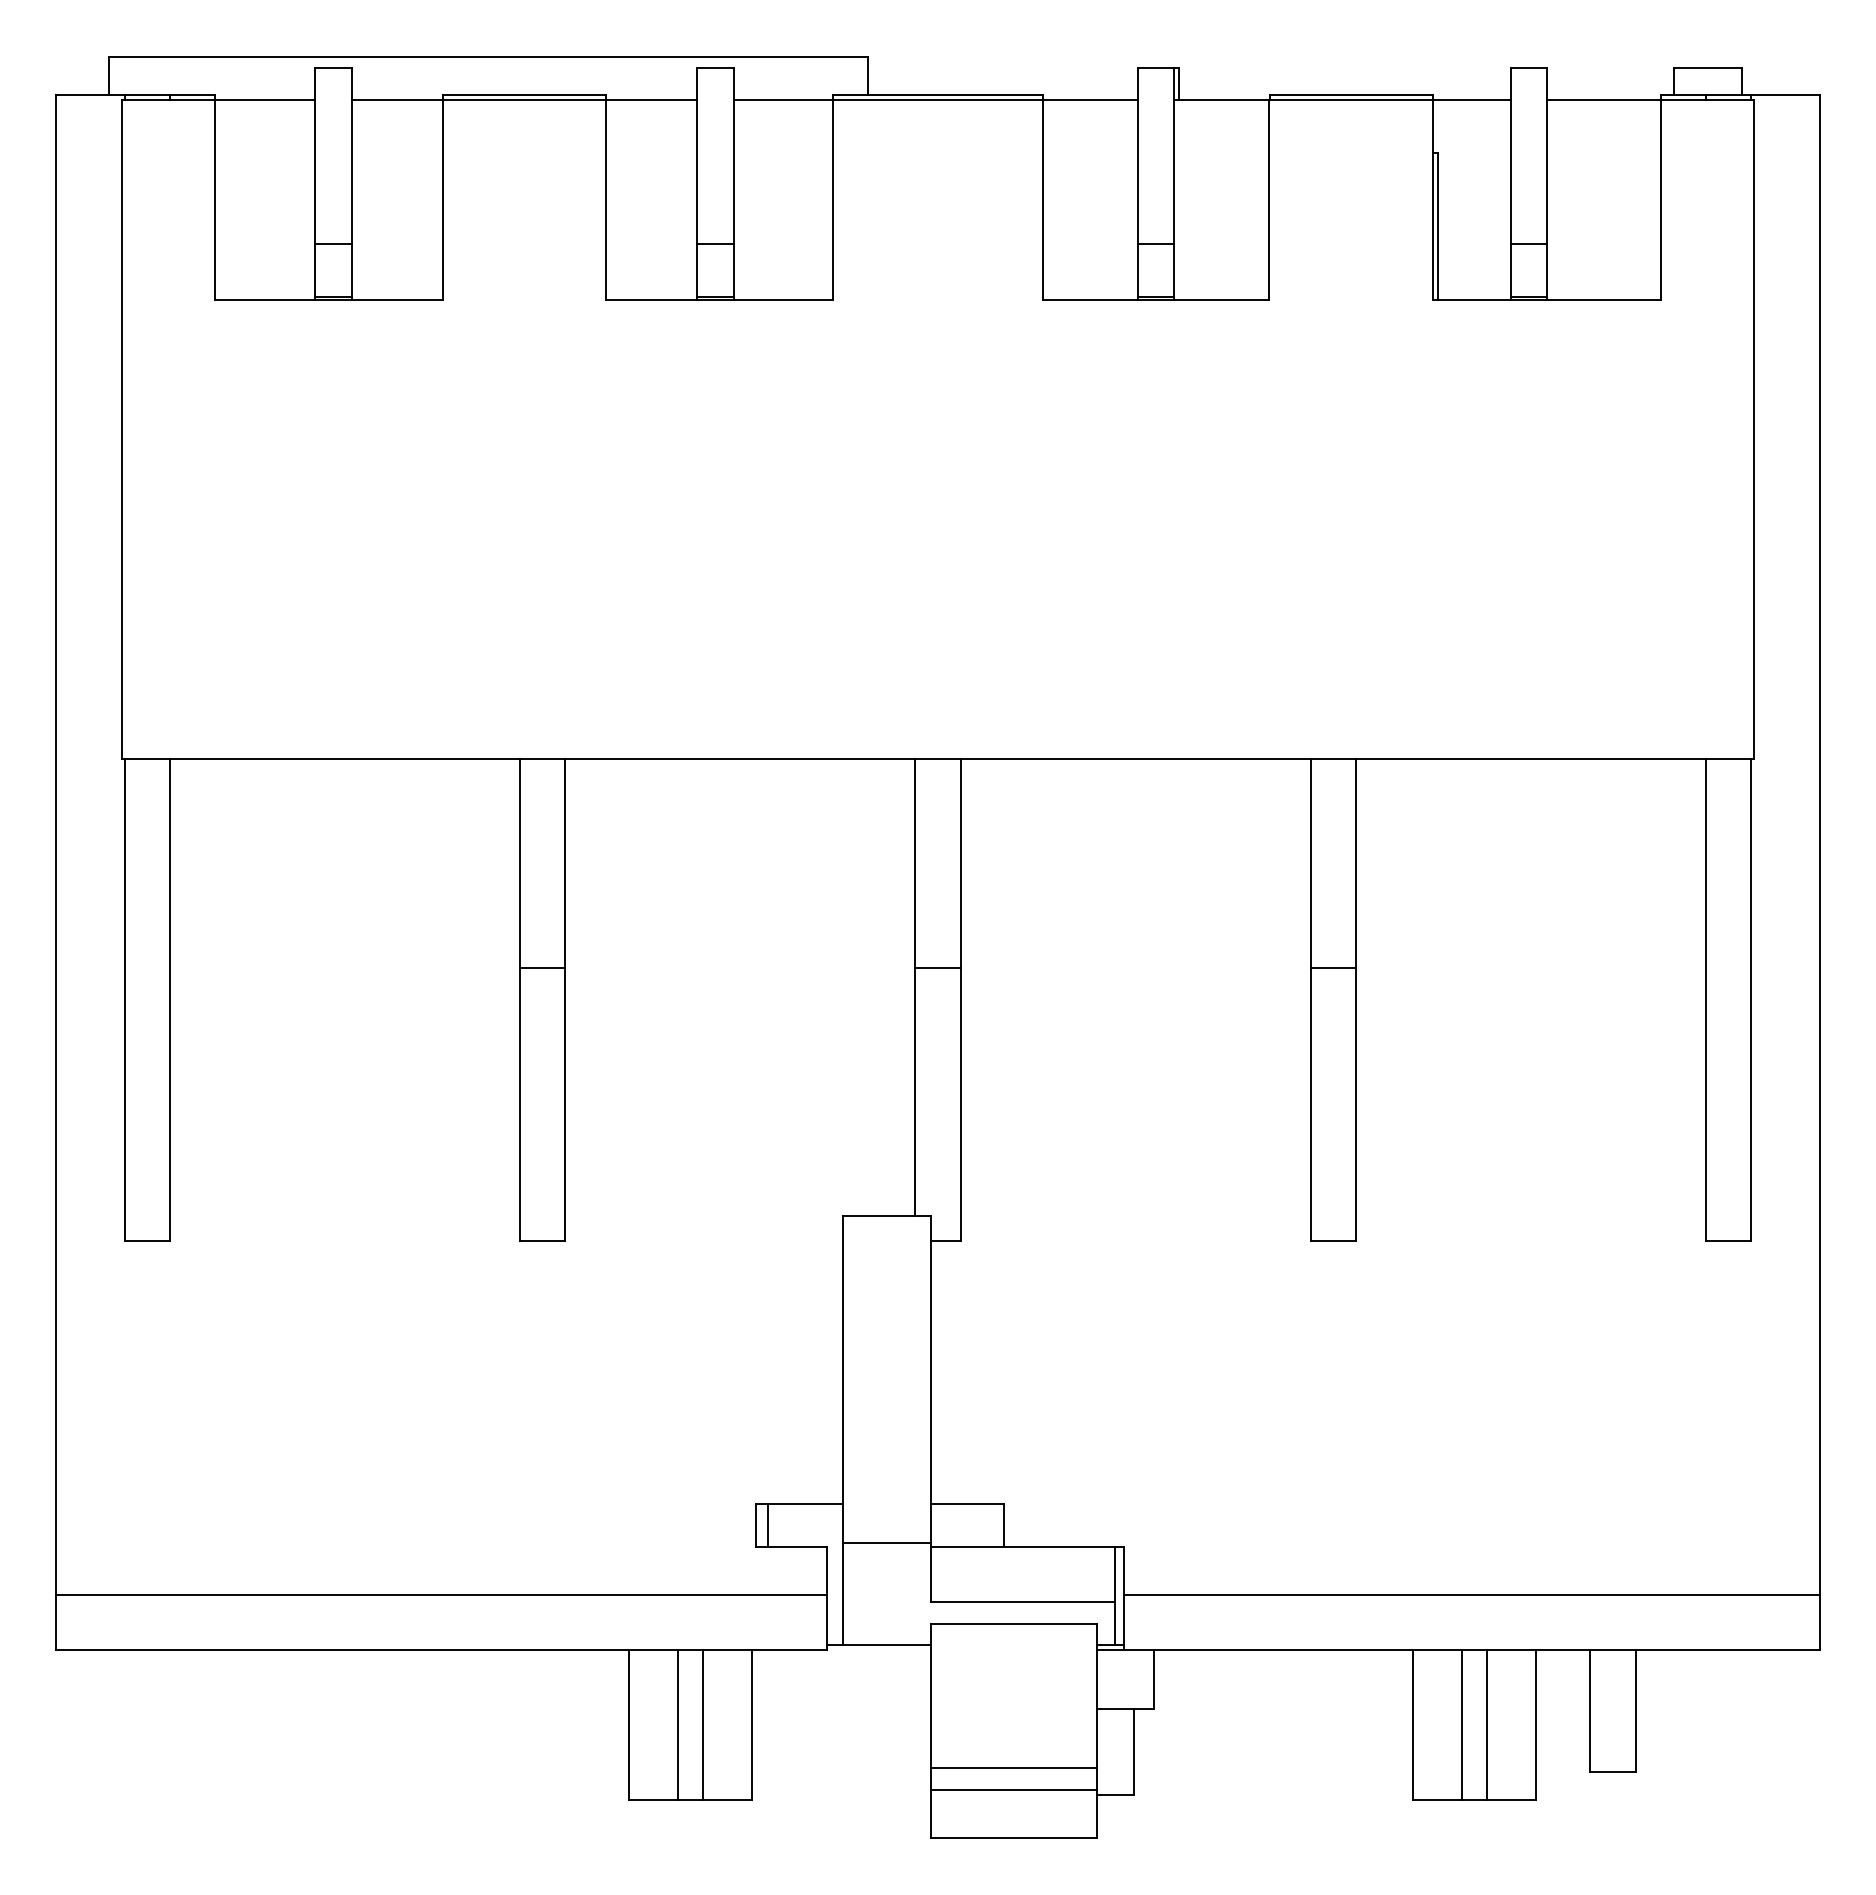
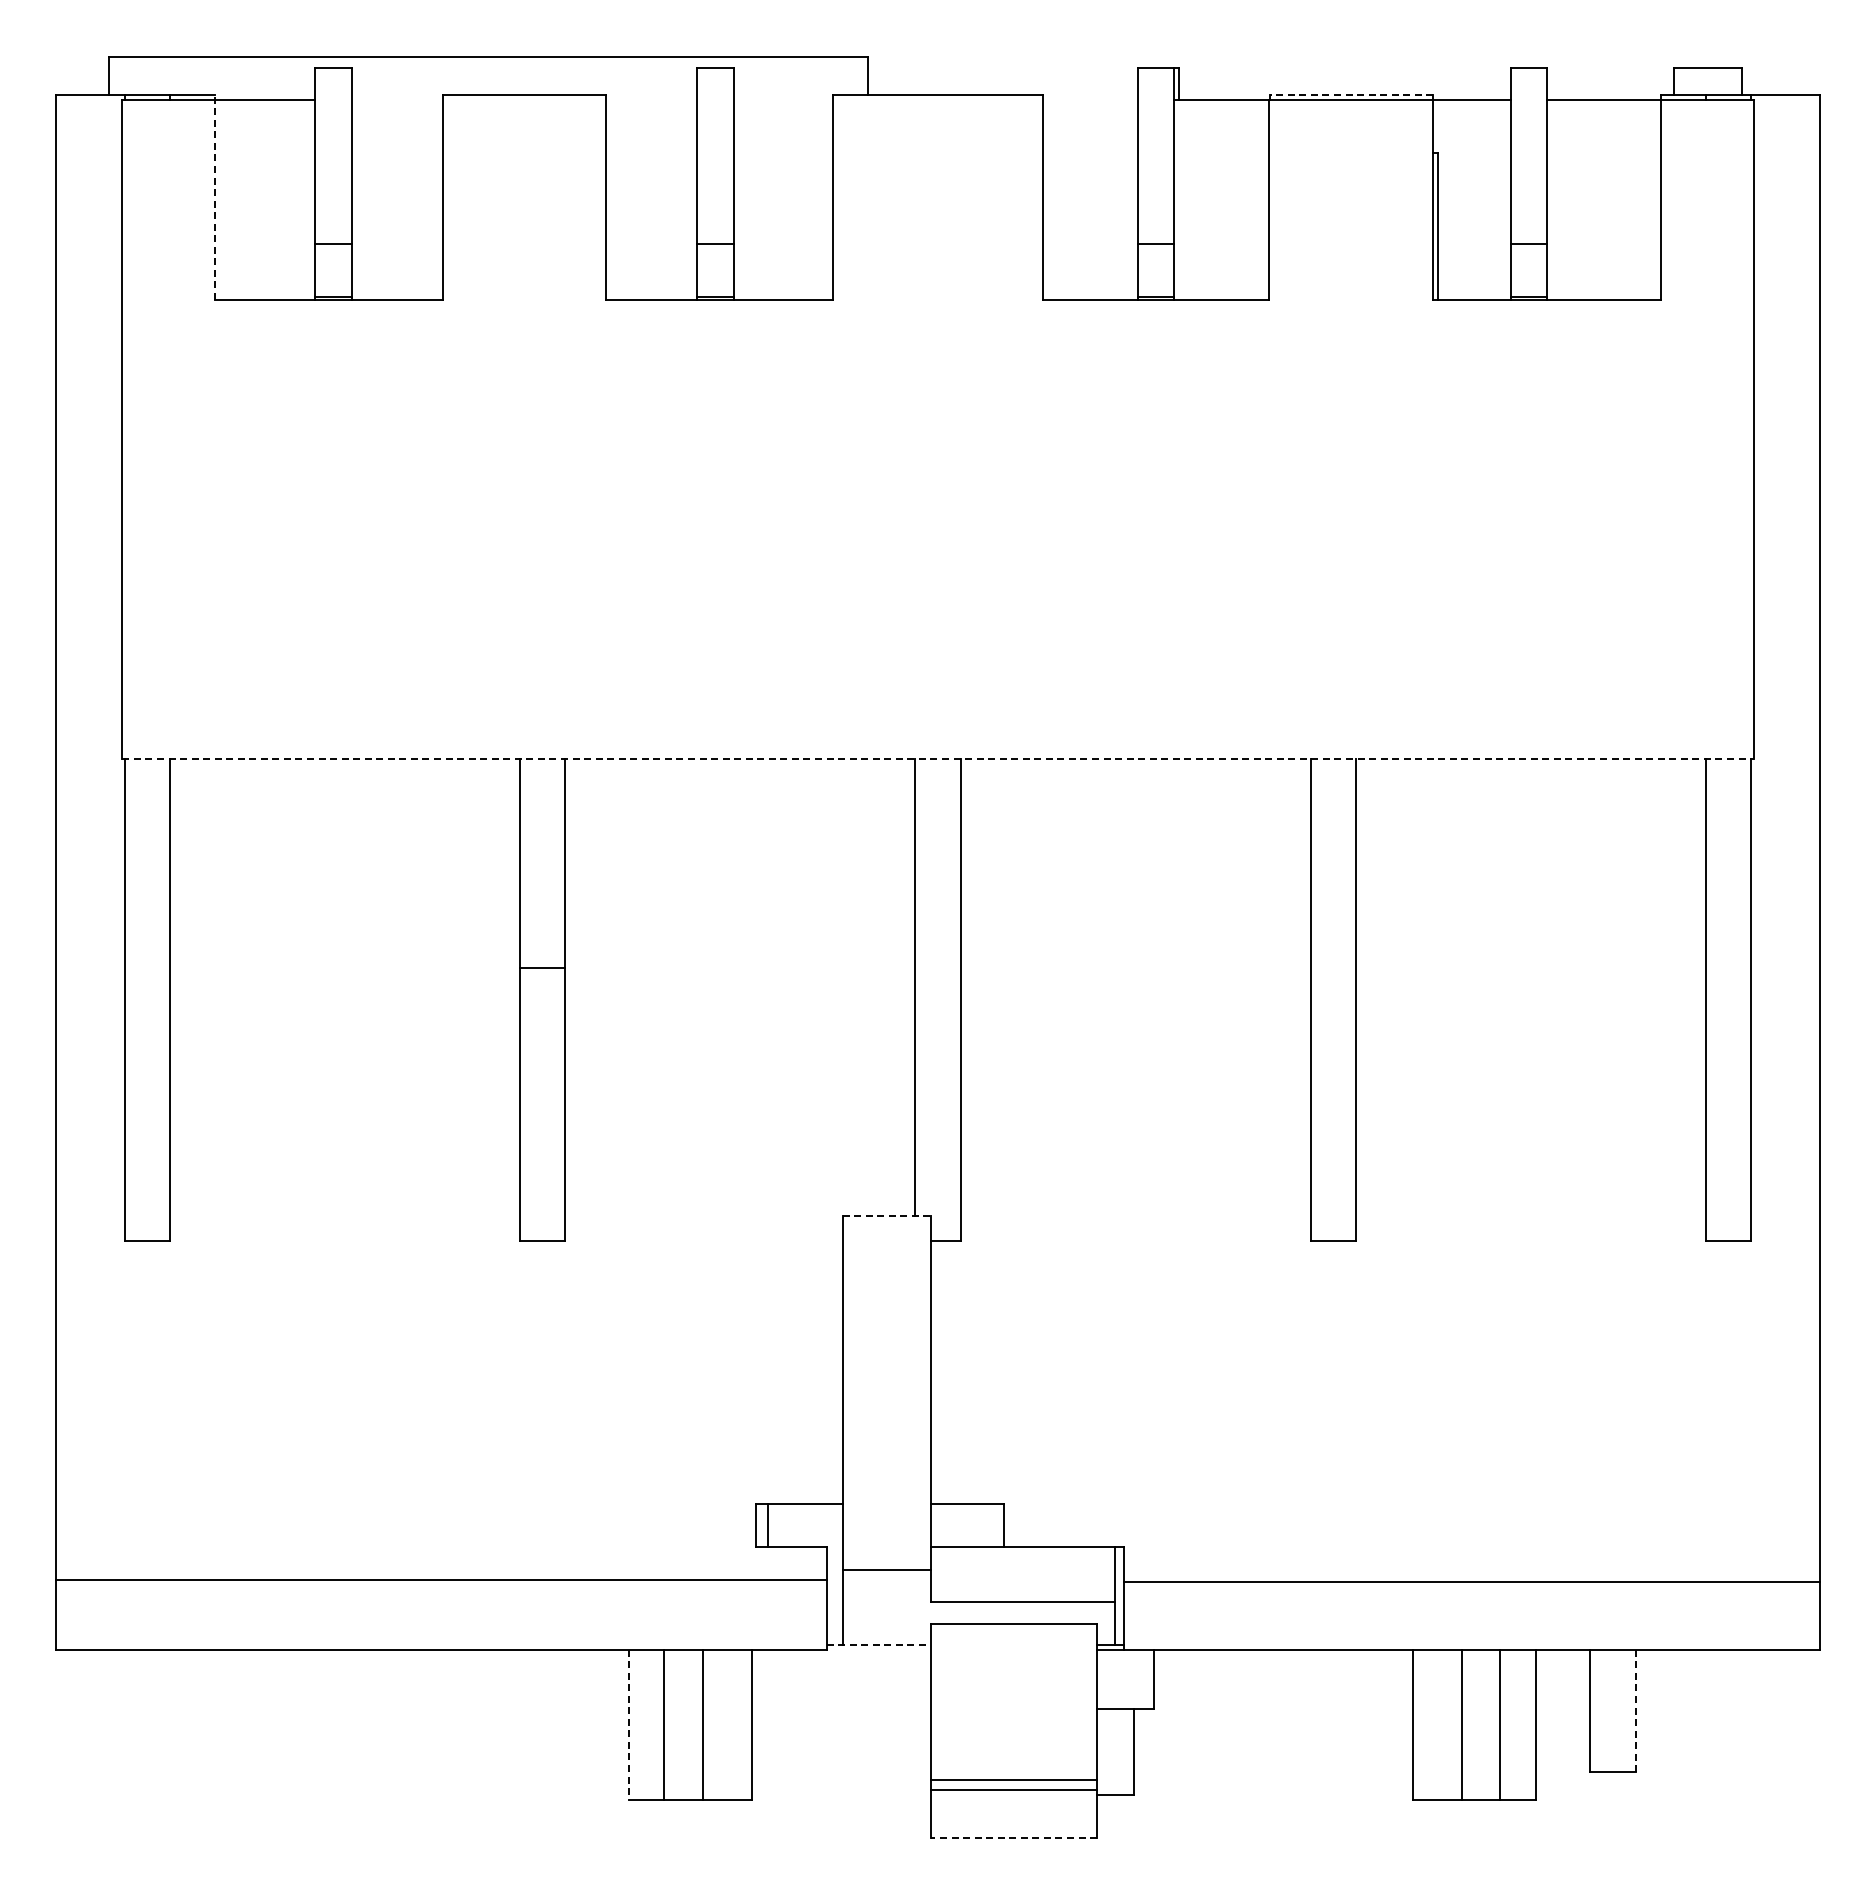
line: solid -> dashed (1351, 95)
line: present -> none (524, 100)
line: present -> none (935, 100)
line: solid -> dashed (215, 197)
line: solid -> dashed (937, 758)
line: present -> none (937, 967)
line: present -> none (1333, 967)
line: solid -> dashed (887, 1215)
line position: (886, 1542) -> (886, 1569) (886, 1569)
line position: (441, 1595) -> (441, 1580) (441, 1580)
line position: (1471, 1595) -> (1471, 1582) (1471, 1582)
line: solid -> dashed (879, 1645)
line: solid -> dashed (1635, 1710)
line: solid -> dashed (628, 1724)
line position: (677, 1724) -> (663, 1724) (663, 1724)
line position: (1486, 1724) -> (1499, 1724) (1499, 1724)
line position: (1014, 1767) -> (1014, 1779) (1014, 1779)
line: solid -> dashed (1014, 1838)
